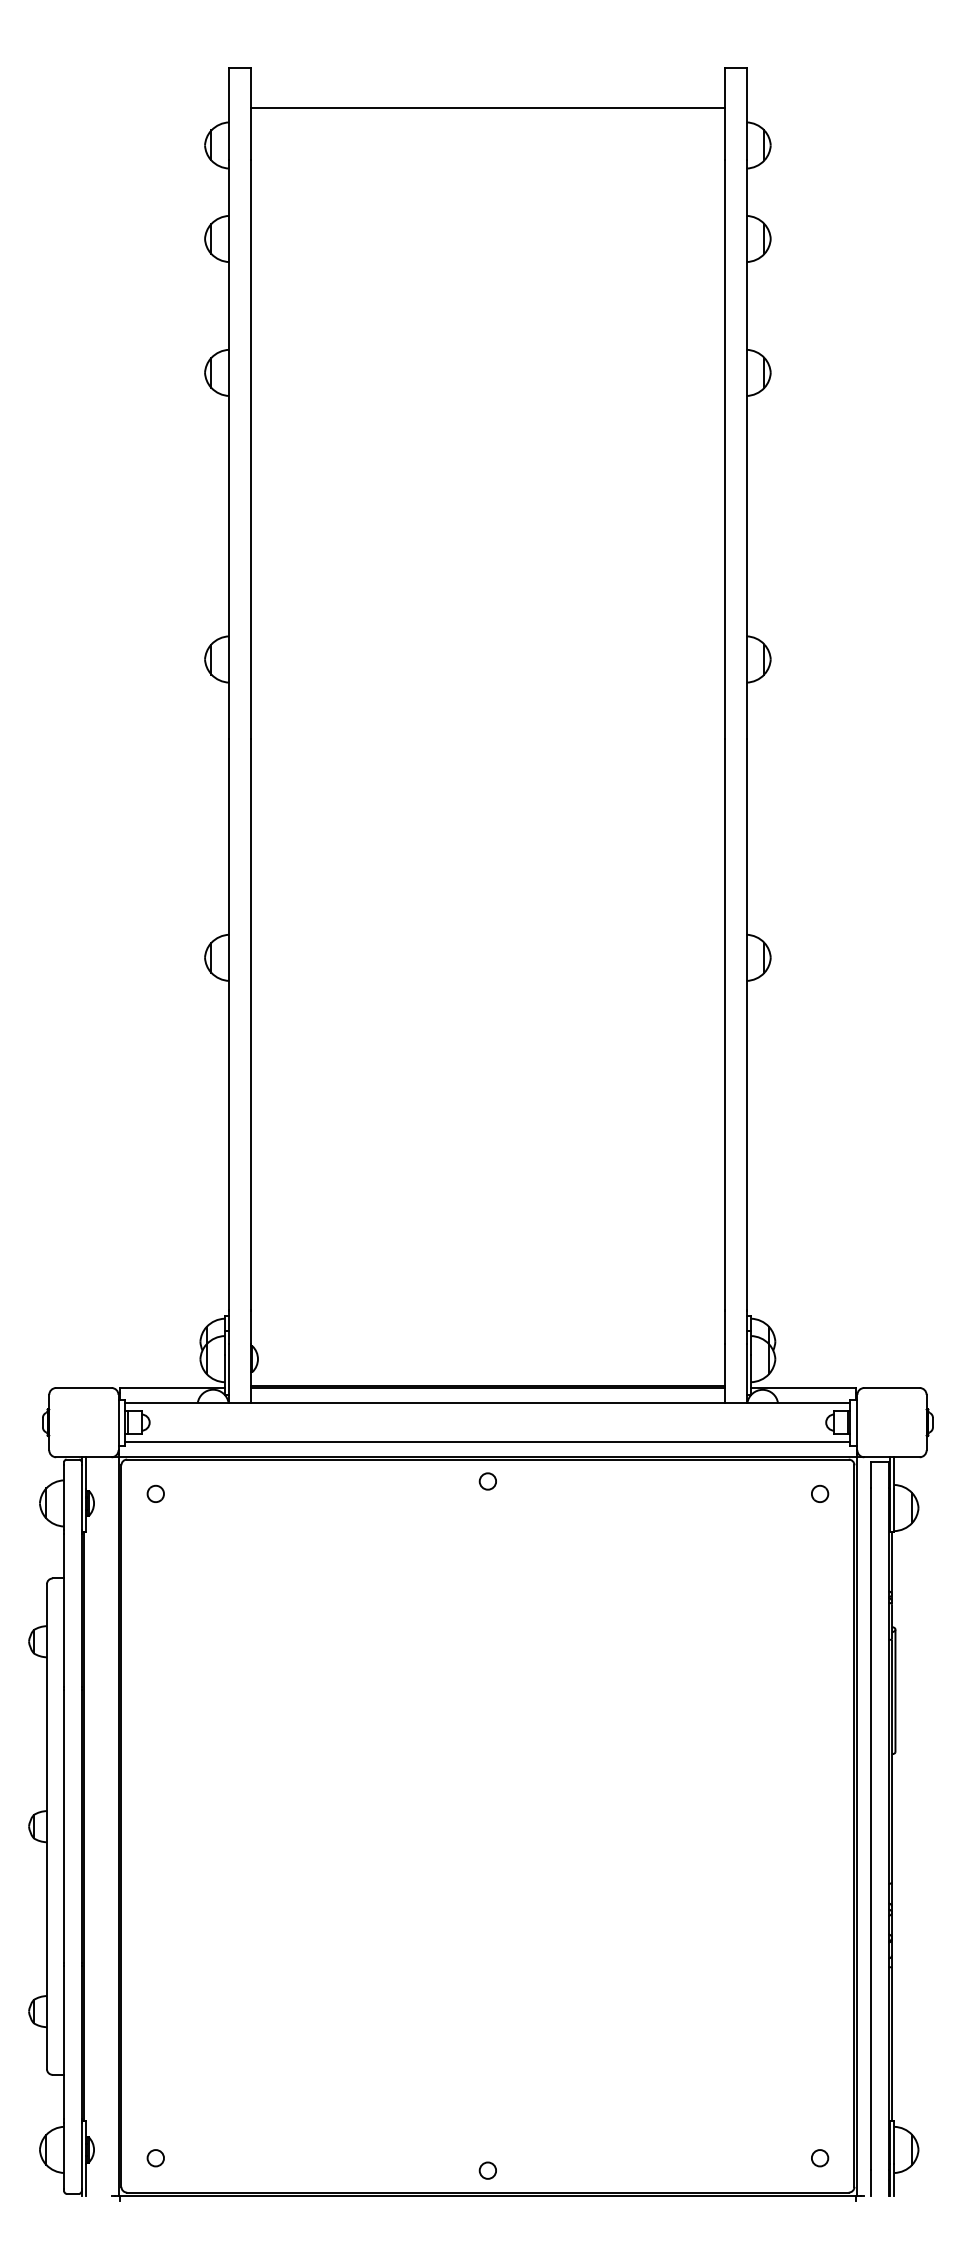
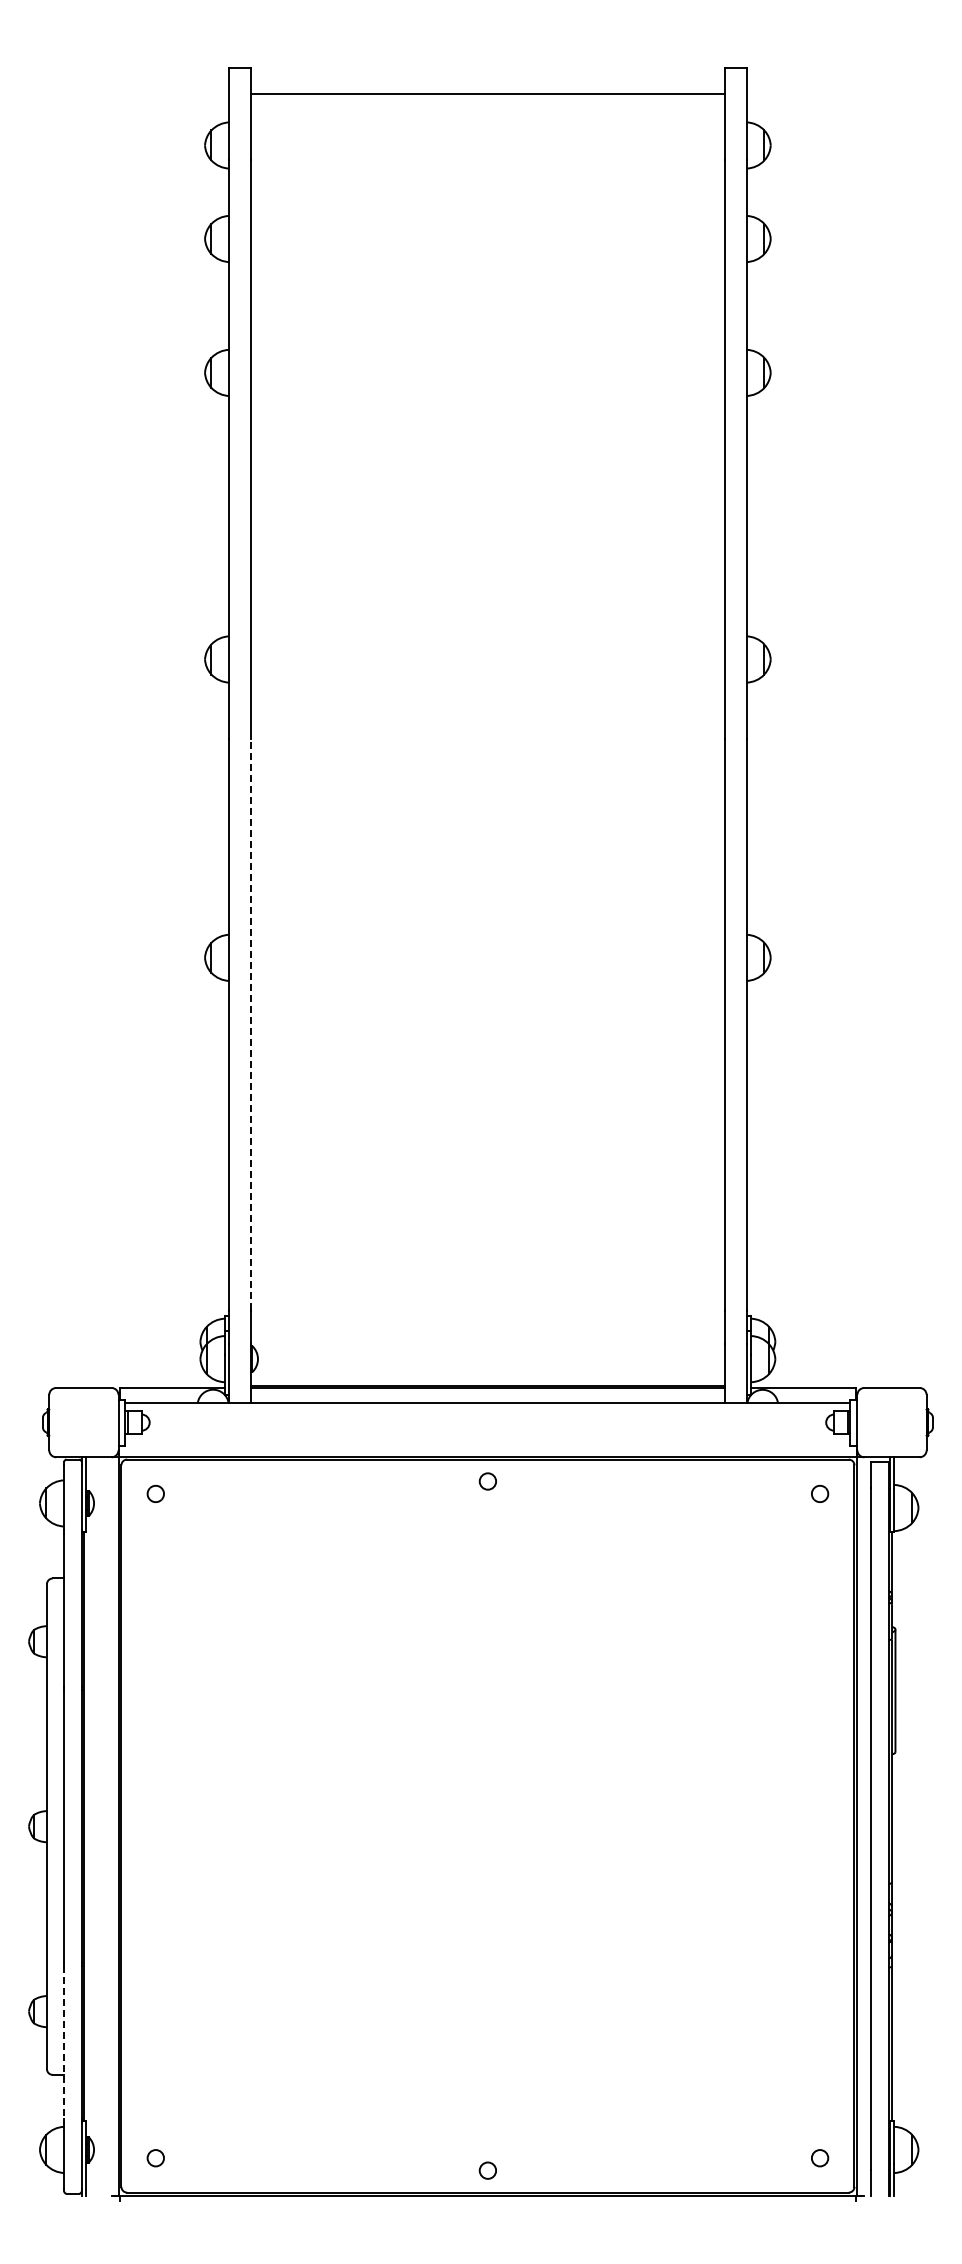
line position: (487, 108) -> (487, 94) (487, 94)
line: solid -> dashed (251, 1024)
line: present -> none (487, 1442)
line: solid -> dashed (64, 2042)
